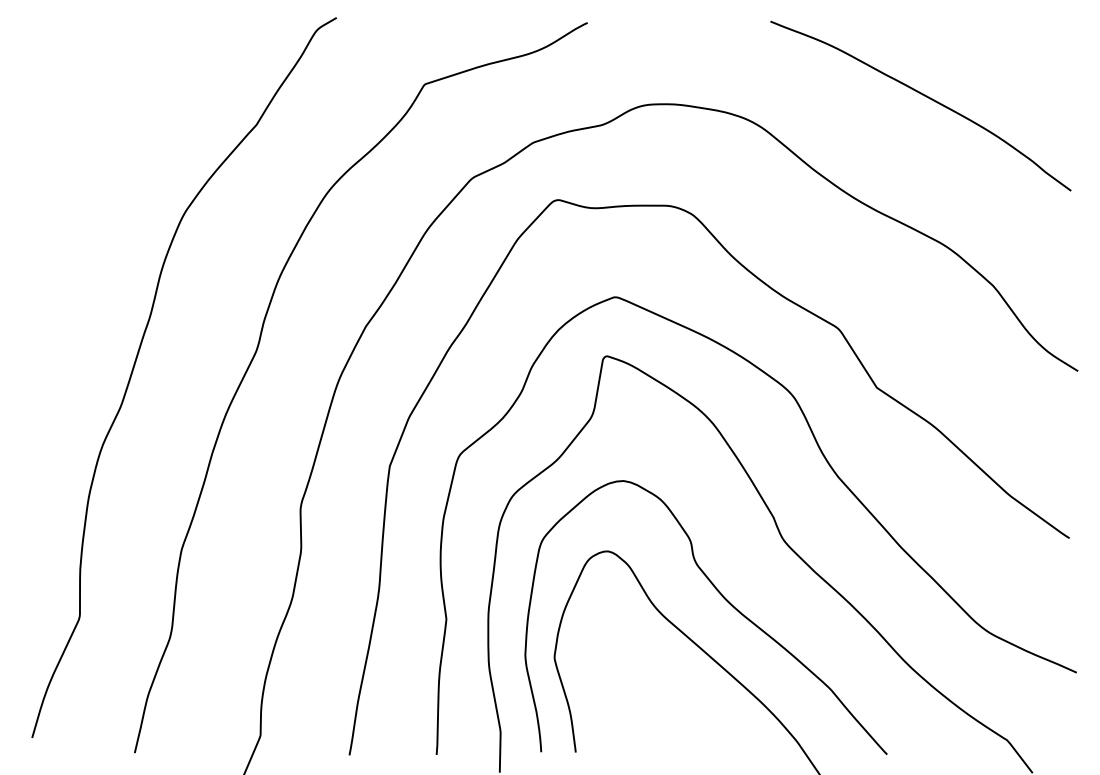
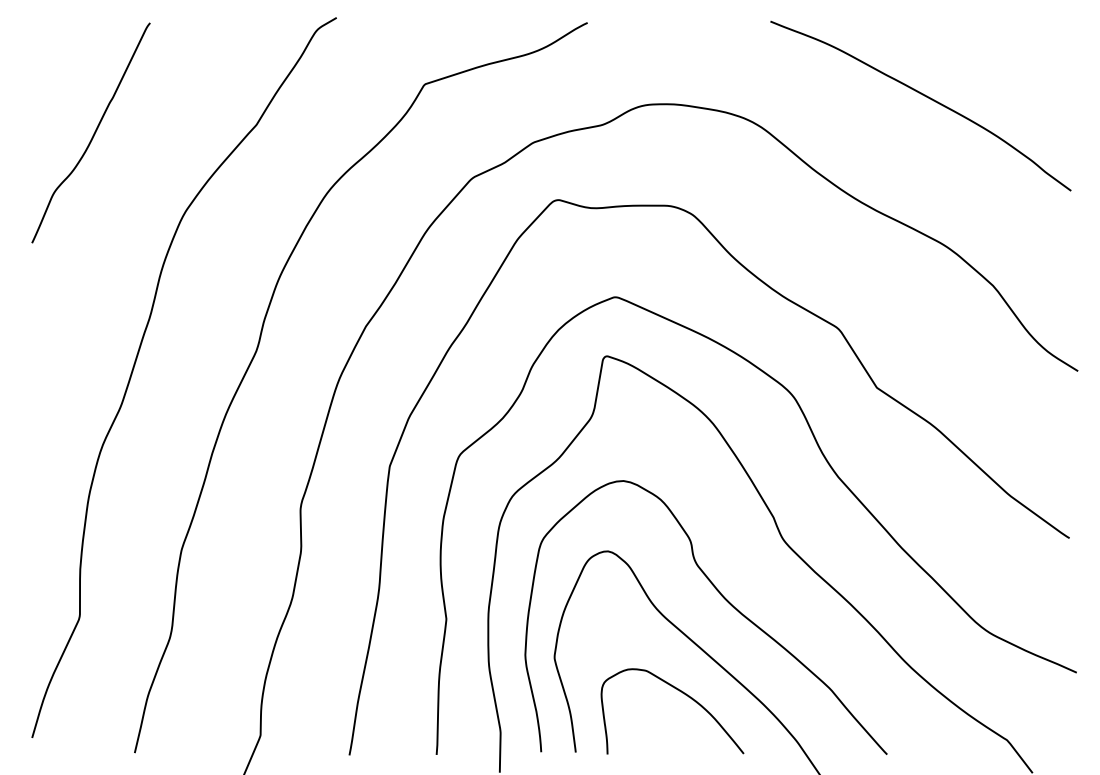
curve: none -> present (93, 133)
curve: none -> present (682, 693)
